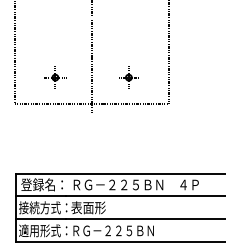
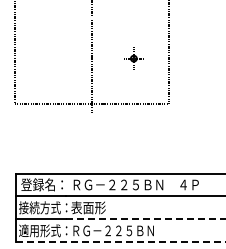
part: present -> none (55, 77)
part position: (128, 77) -> (133, 58) (133, 58)
line: solid -> dashed (146, 219)
line: solid -> dashed (121, 242)
